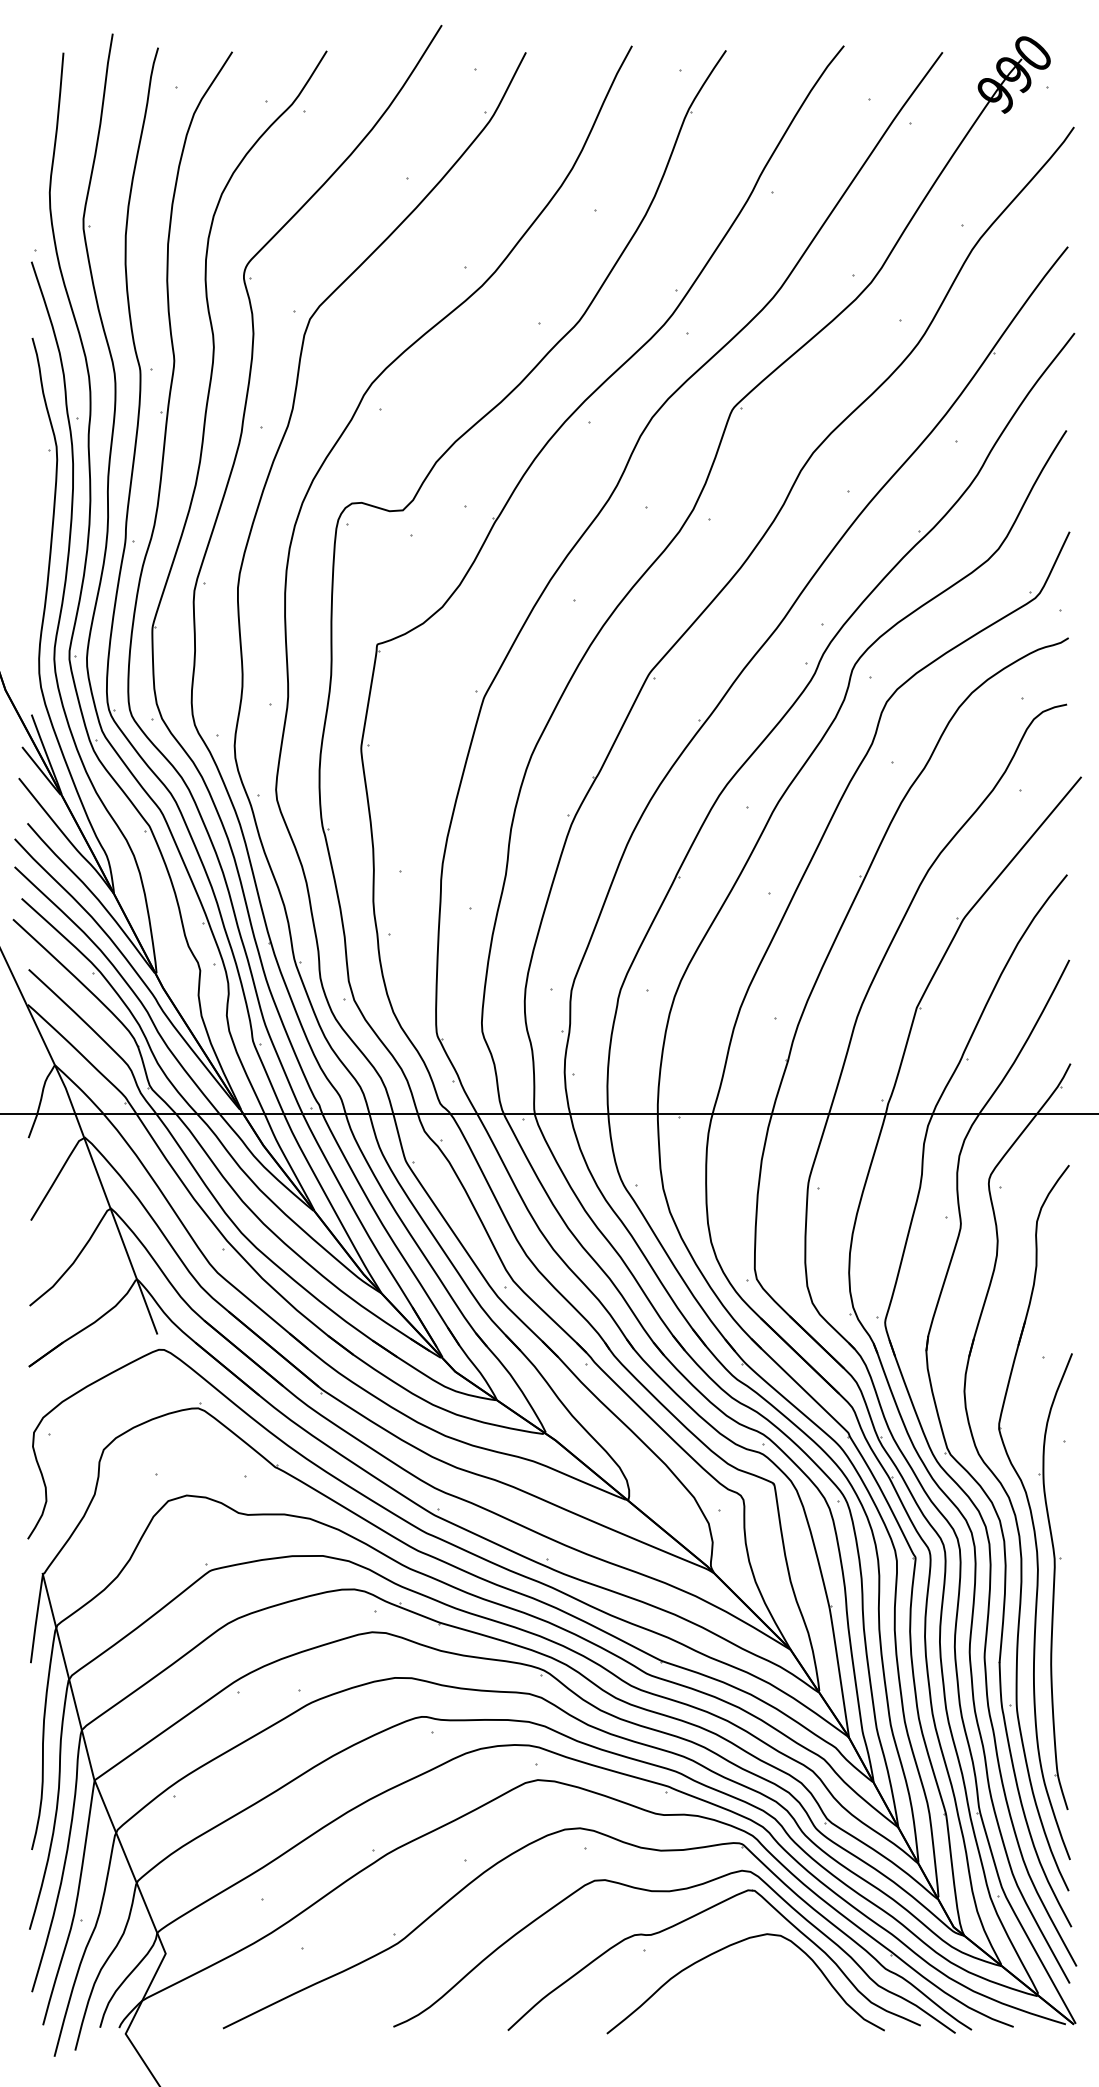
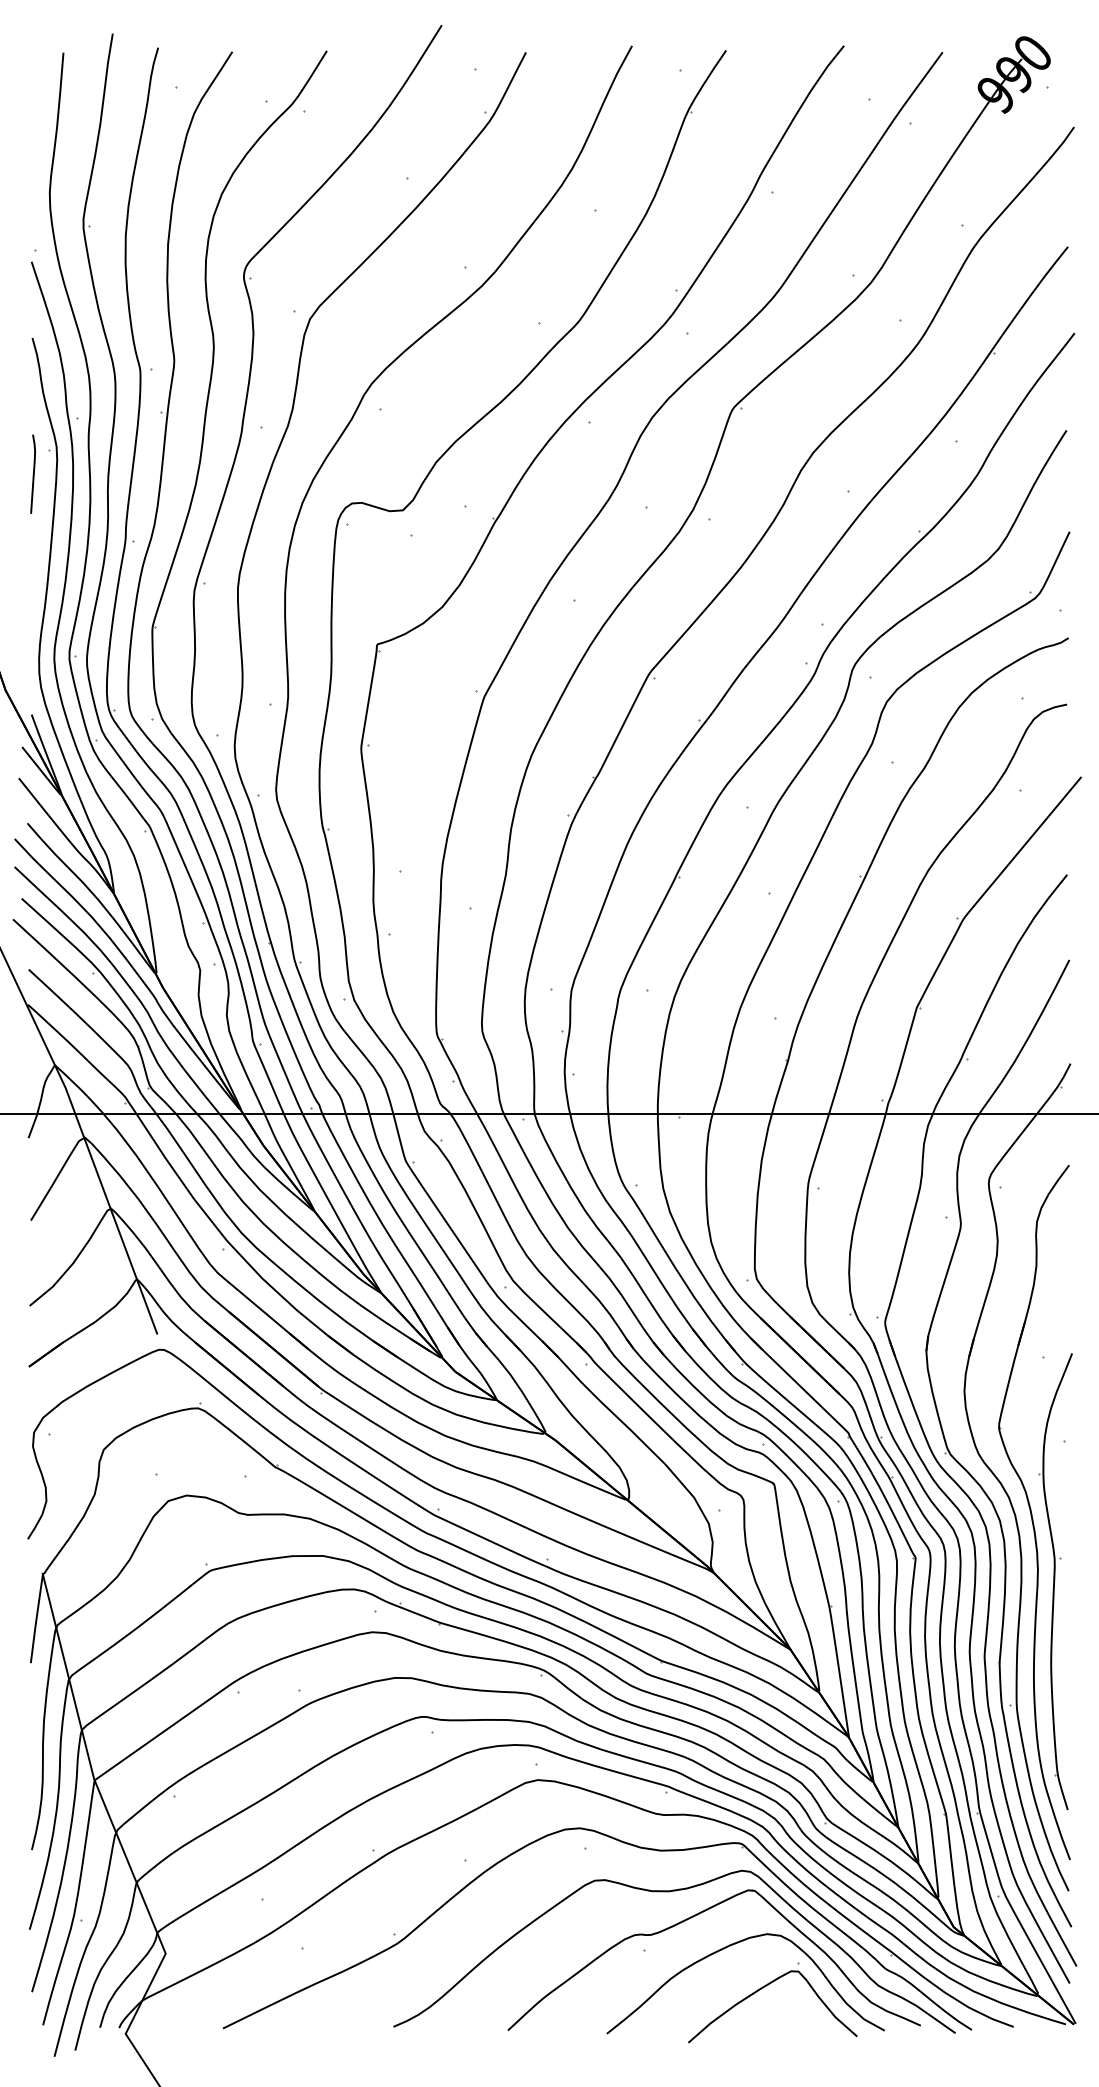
curve: none -> present (33, 473)
part: none -> present (763, 1988)
